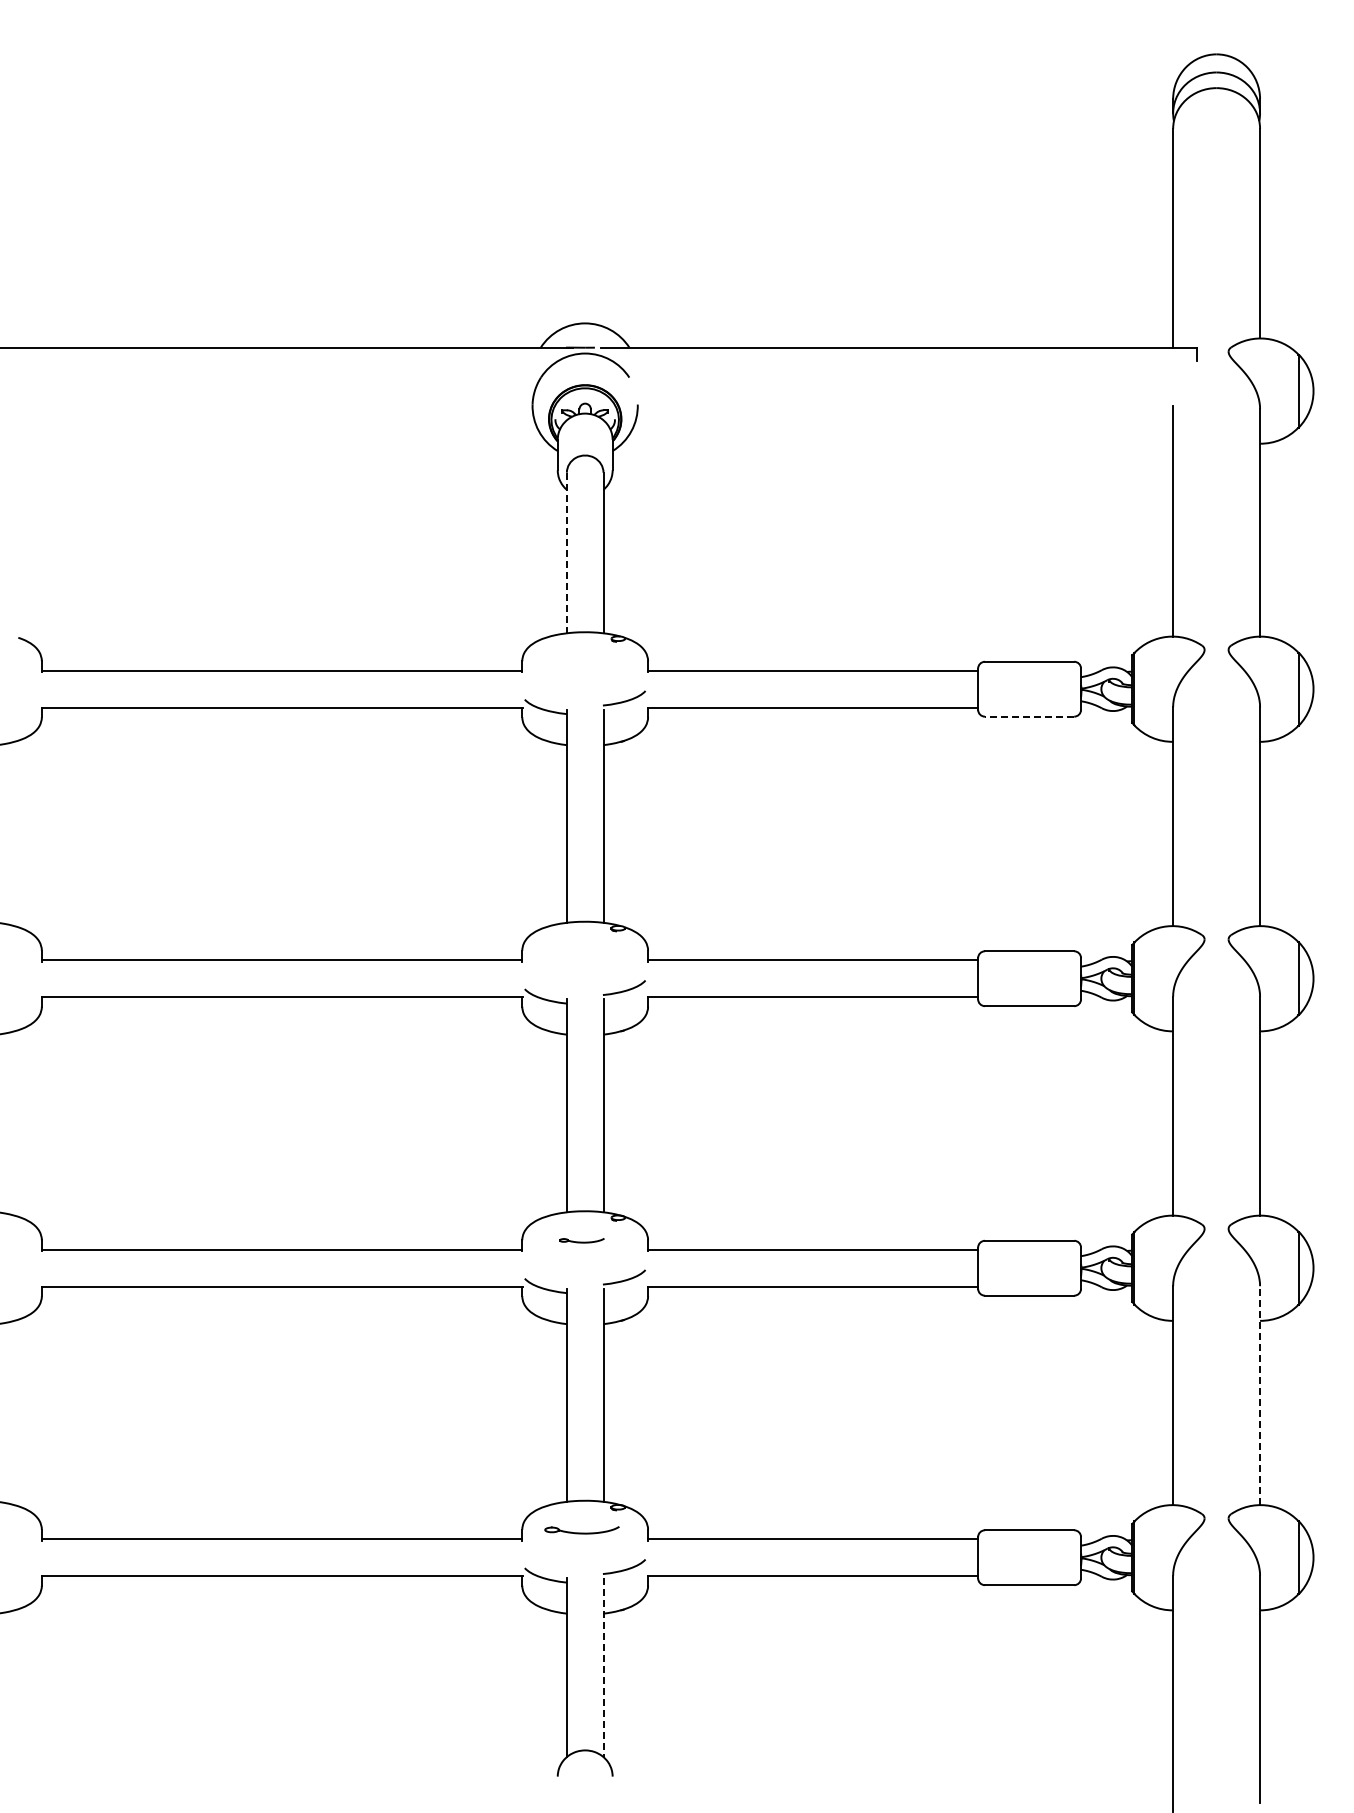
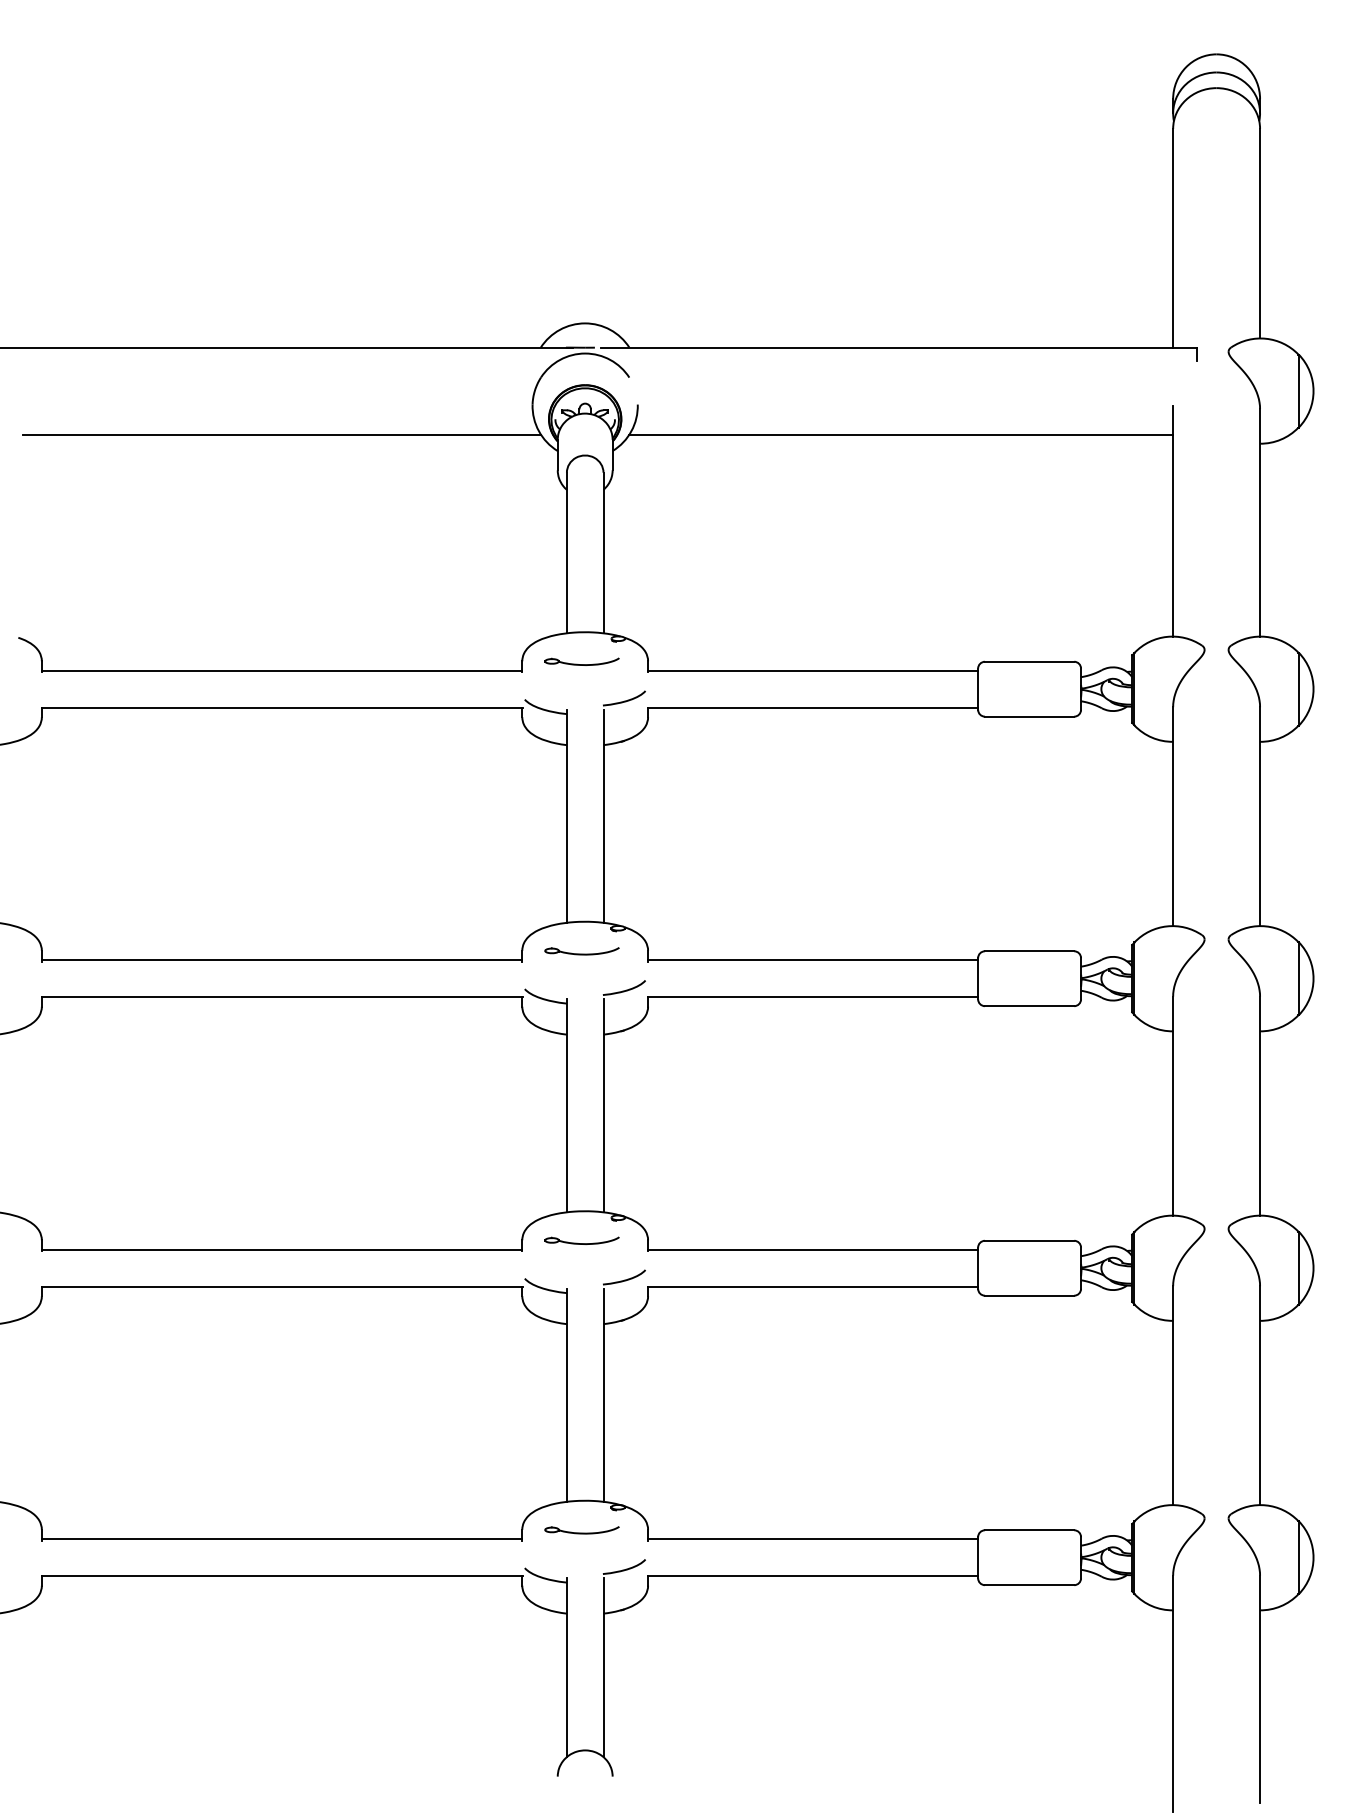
line: none -> present (281, 434)
line: none -> present (901, 434)
line: dashed -> solid (566, 553)
part: none -> present (581, 661)
line: dashed -> solid (1029, 716)
part: none -> present (581, 951)
part size: 46x6 px -> 76x9 px (581, 1240)
line: dashed -> solid (1260, 1395)
line: dashed -> solid (603, 1668)
